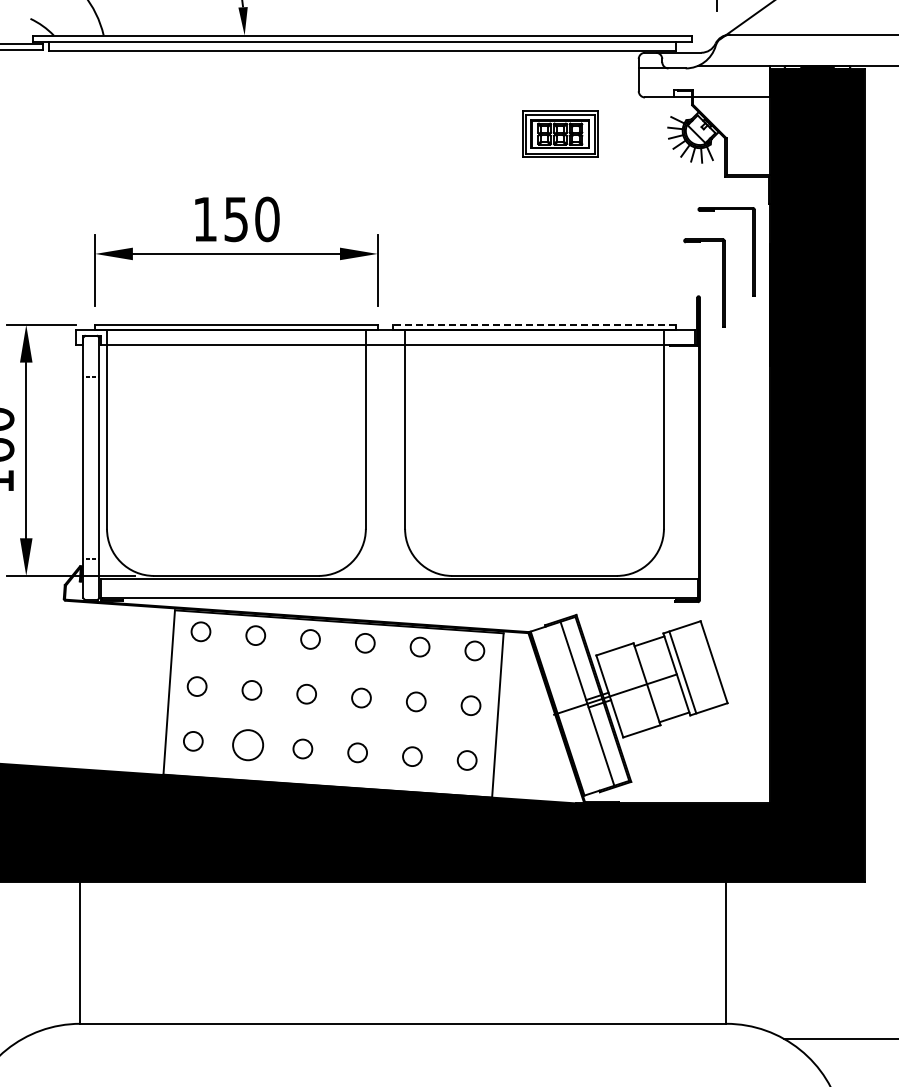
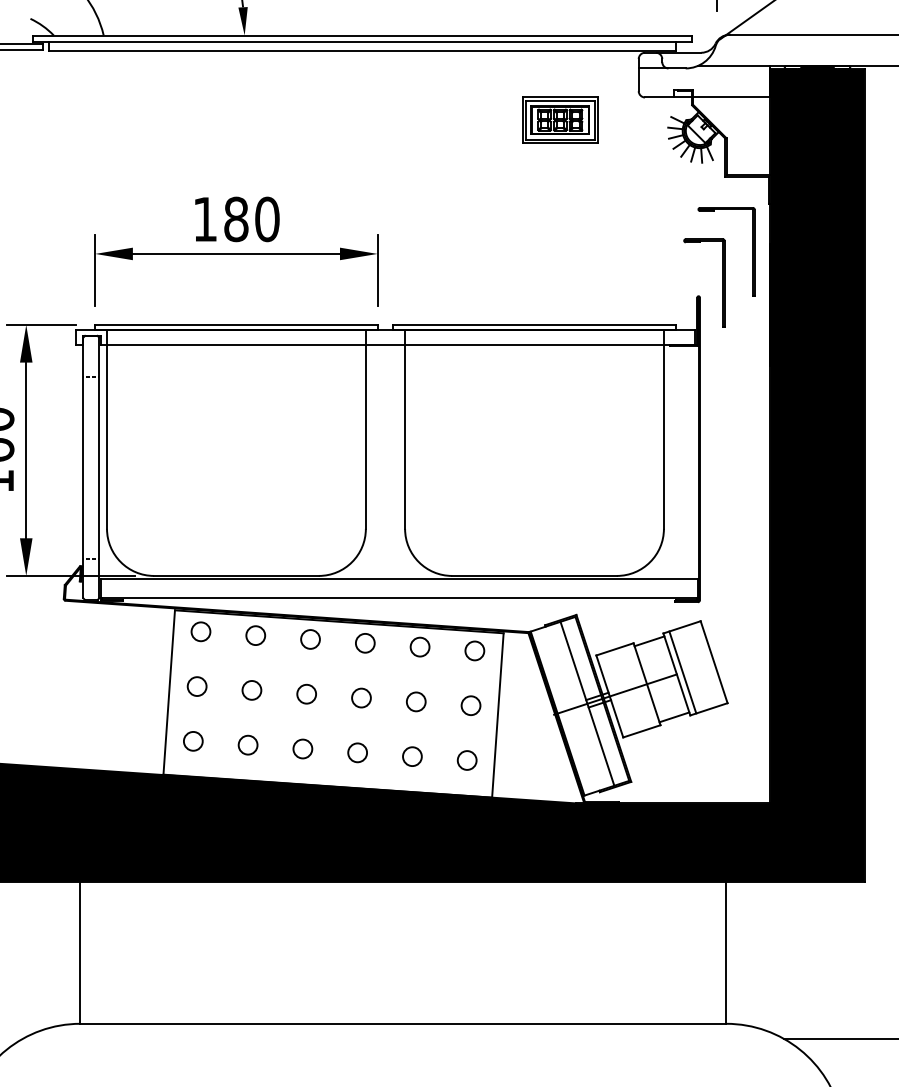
part position: (560, 133) -> (560, 119) (560, 119)
text: 150 -> 180 (236, 219)
line: dashed -> solid (534, 324)
circle diameter: 30 px -> 19 px (247, 744)
